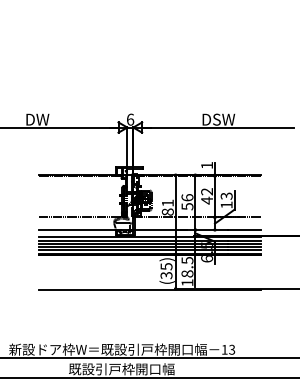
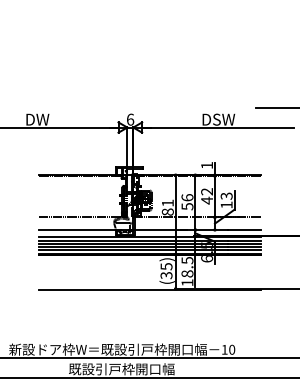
line: none -> present (276, 107)
text: 13 -> 10 (232, 349)
